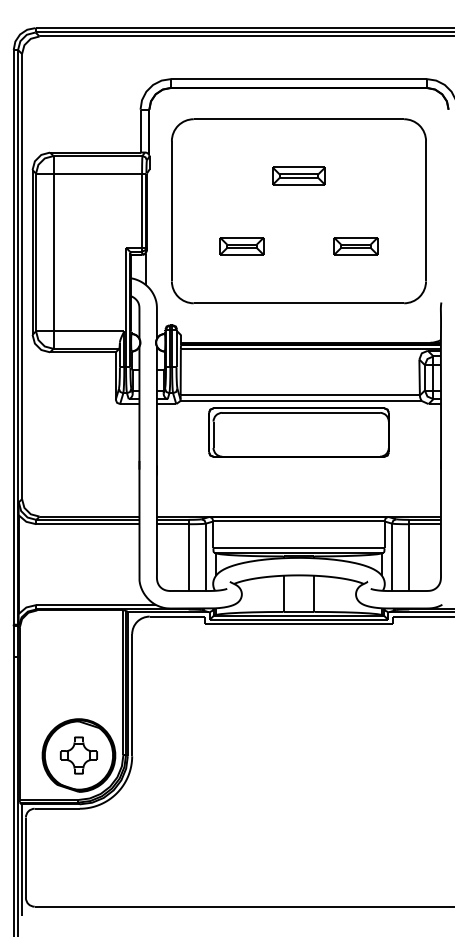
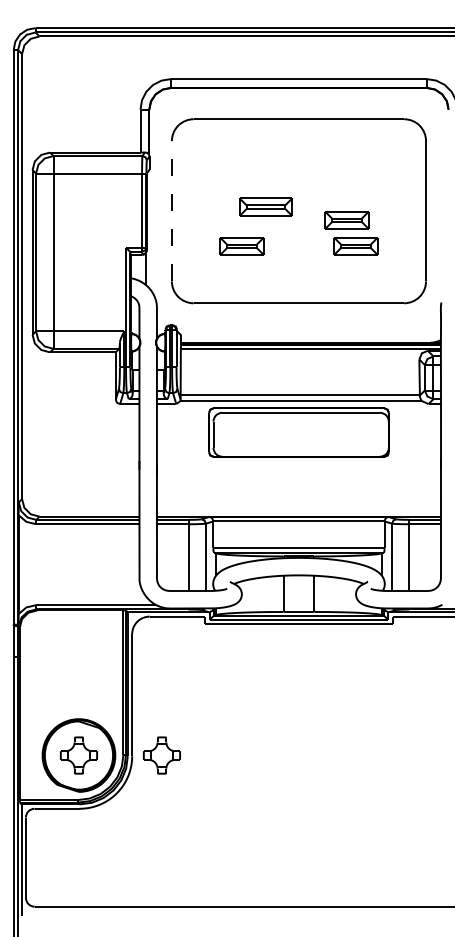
part position: (298, 175) -> (265, 206) (265, 206)
line: solid -> dashed (171, 210)
part: none -> present (346, 220)
part: none -> present (161, 755)
